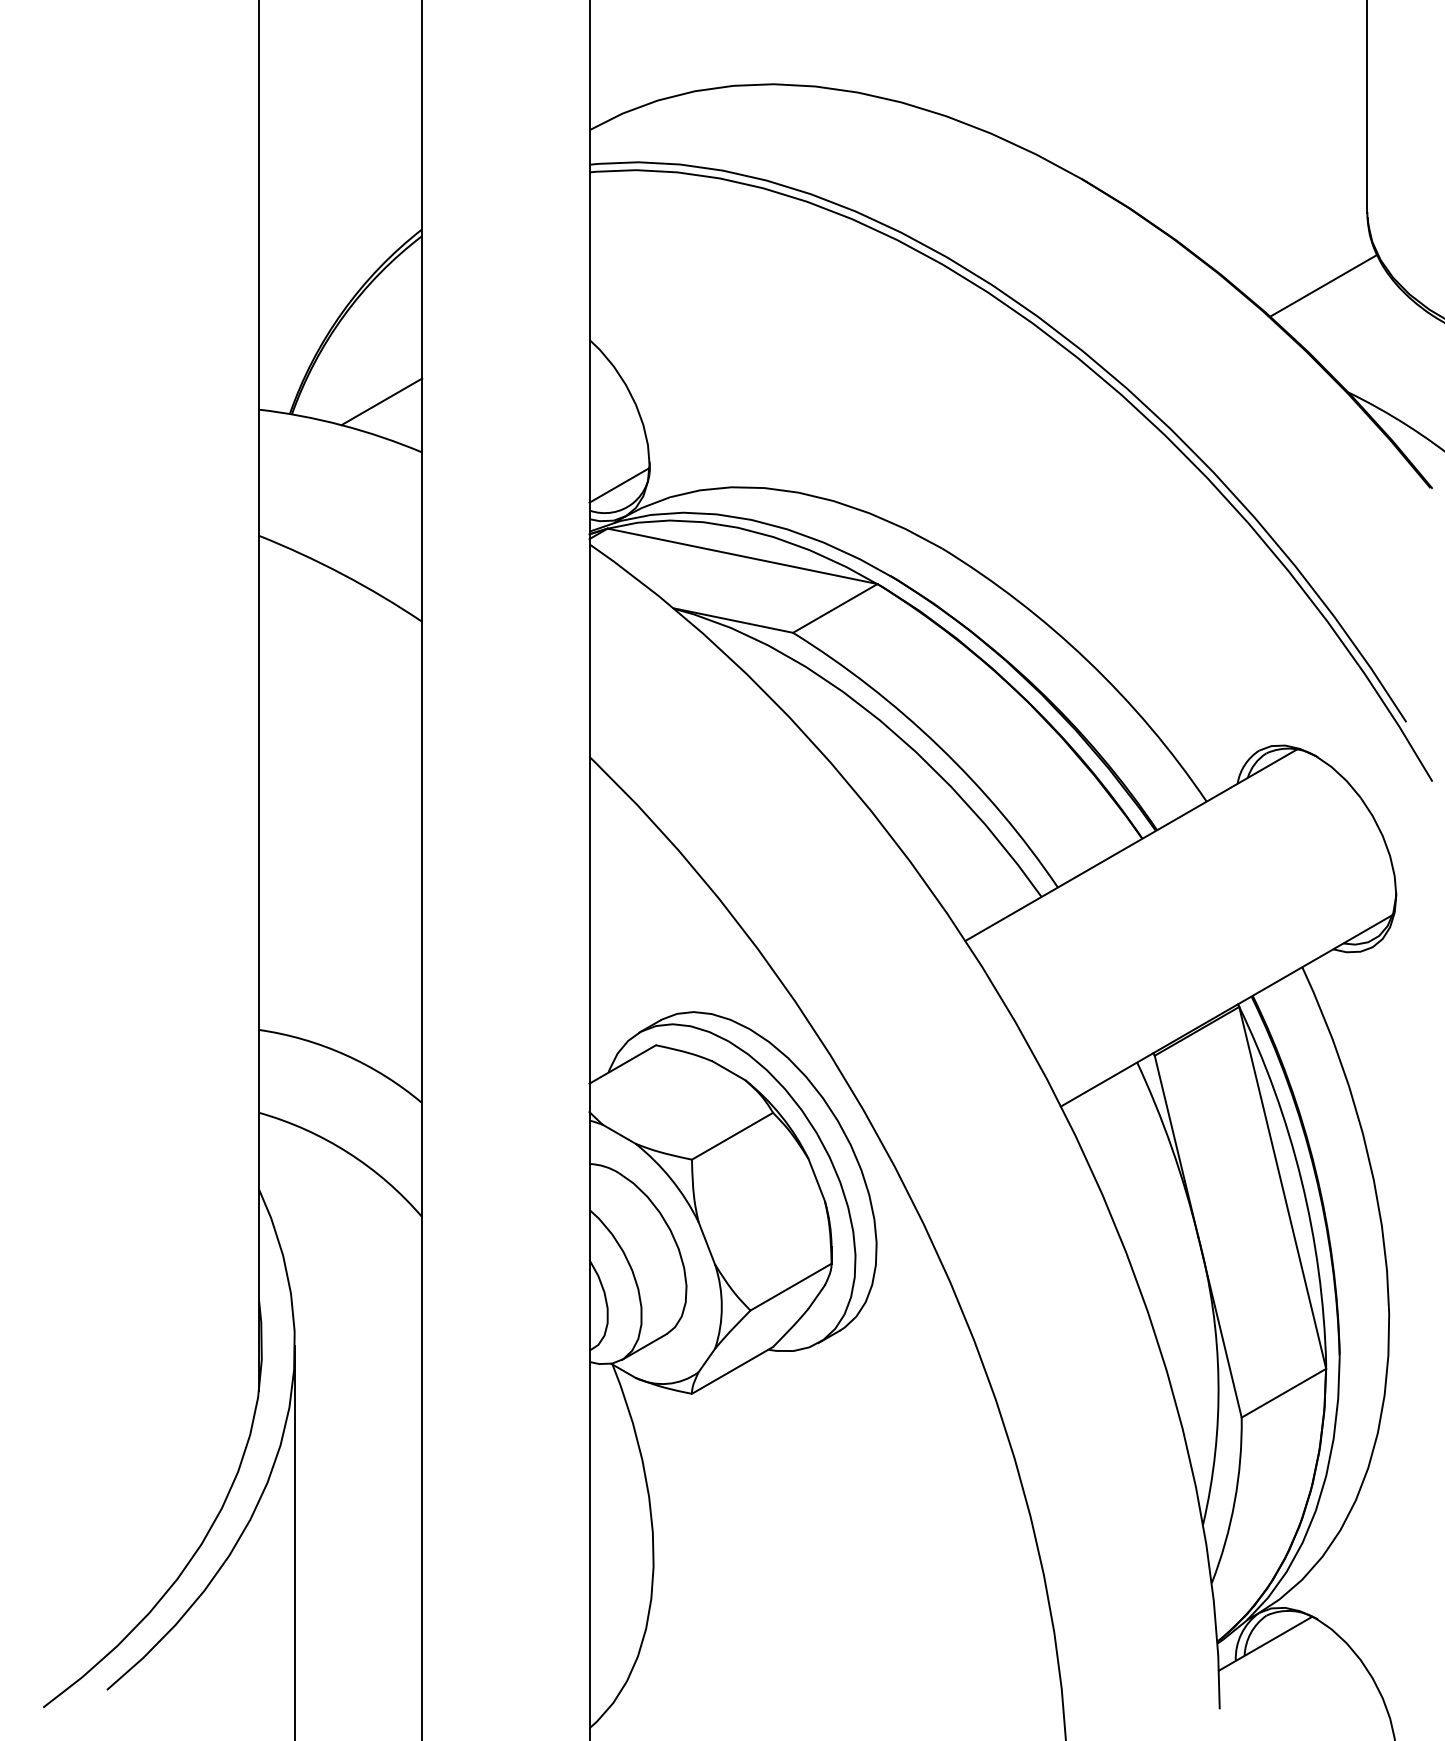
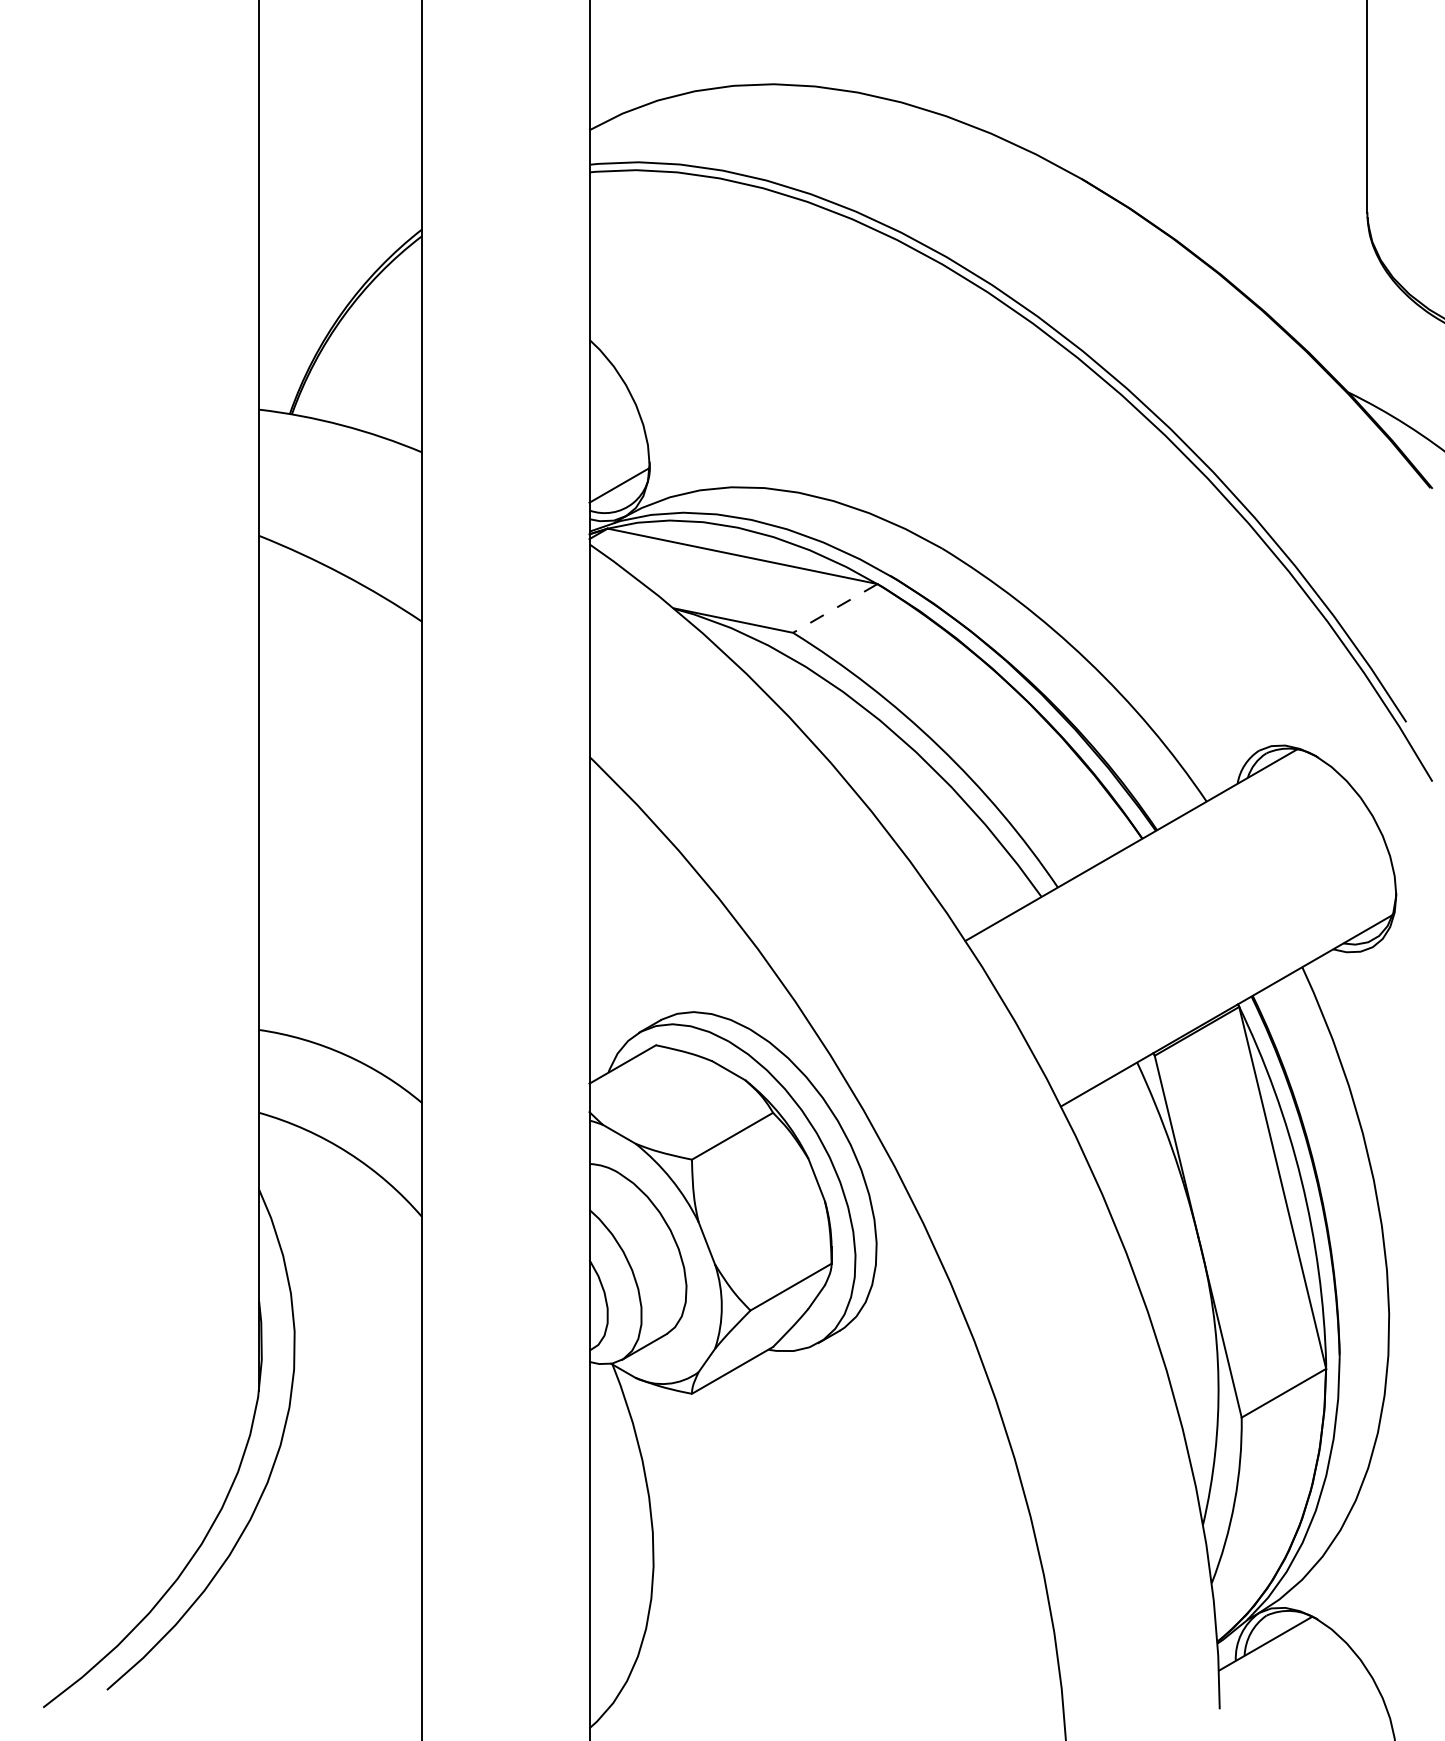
line: present -> none (1323, 285)
line: present -> none (381, 401)
line: solid -> dashed (835, 608)
line: present -> none (294, 1541)
